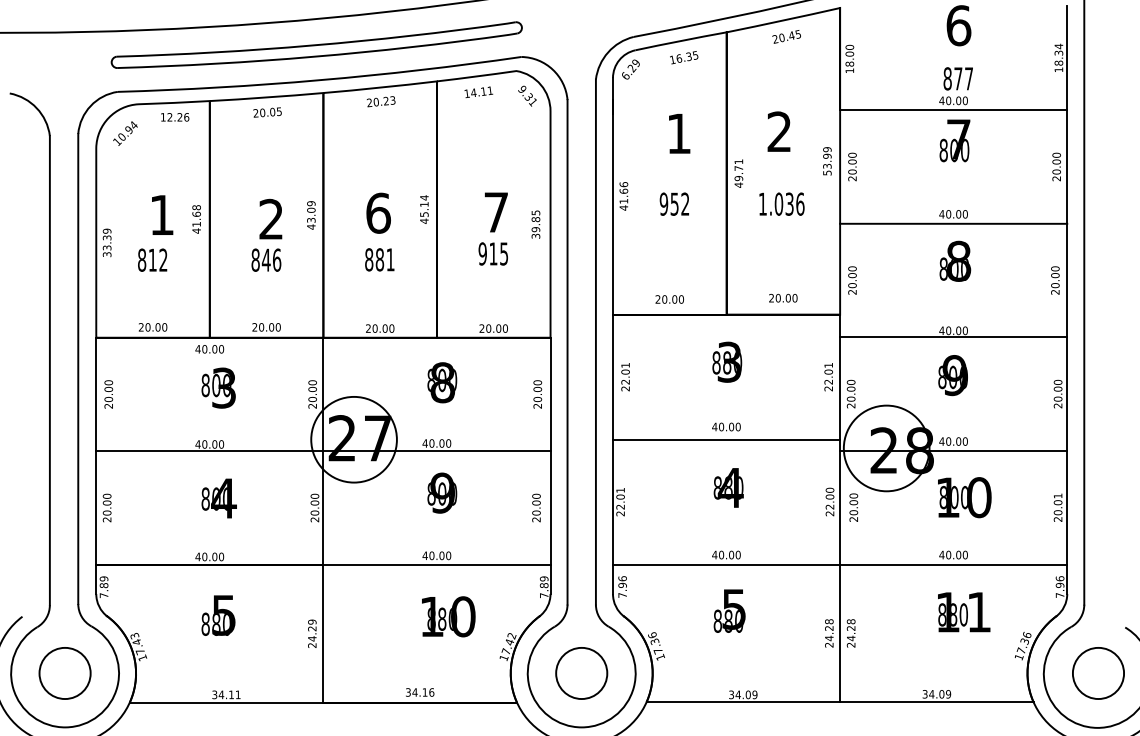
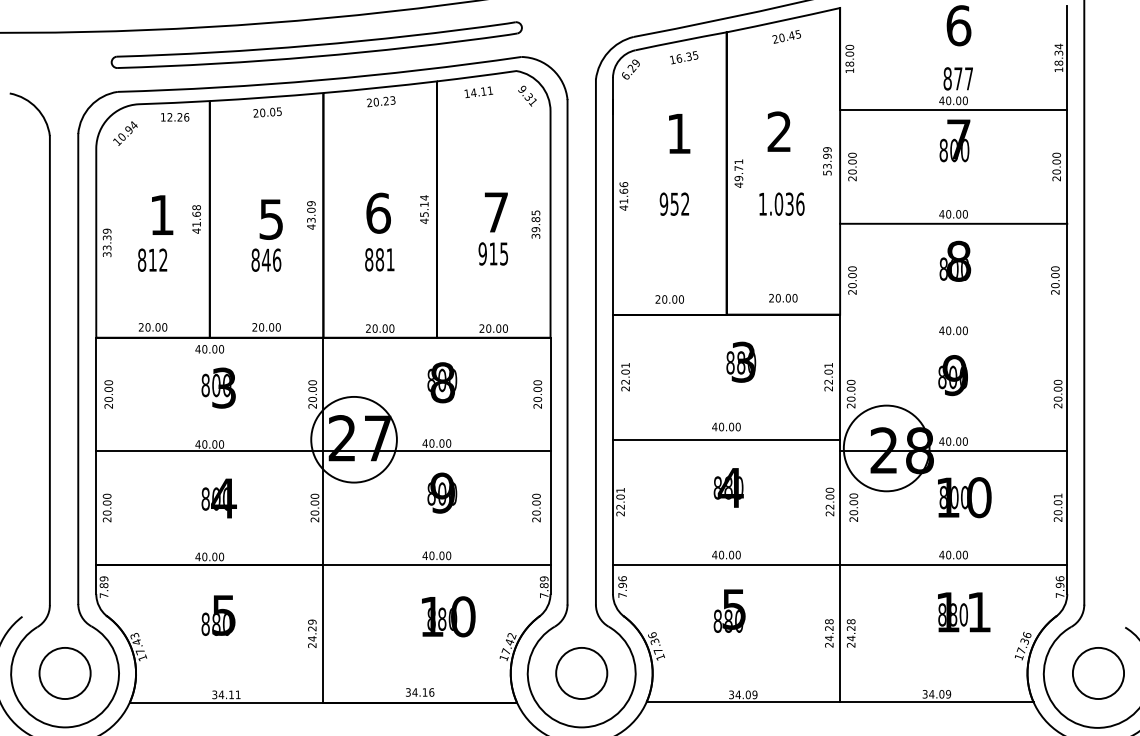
text: 2 -> 5 (270, 218)
line: present -> none (953, 337)
text position: (727, 361) -> (741, 361) (741, 361)
